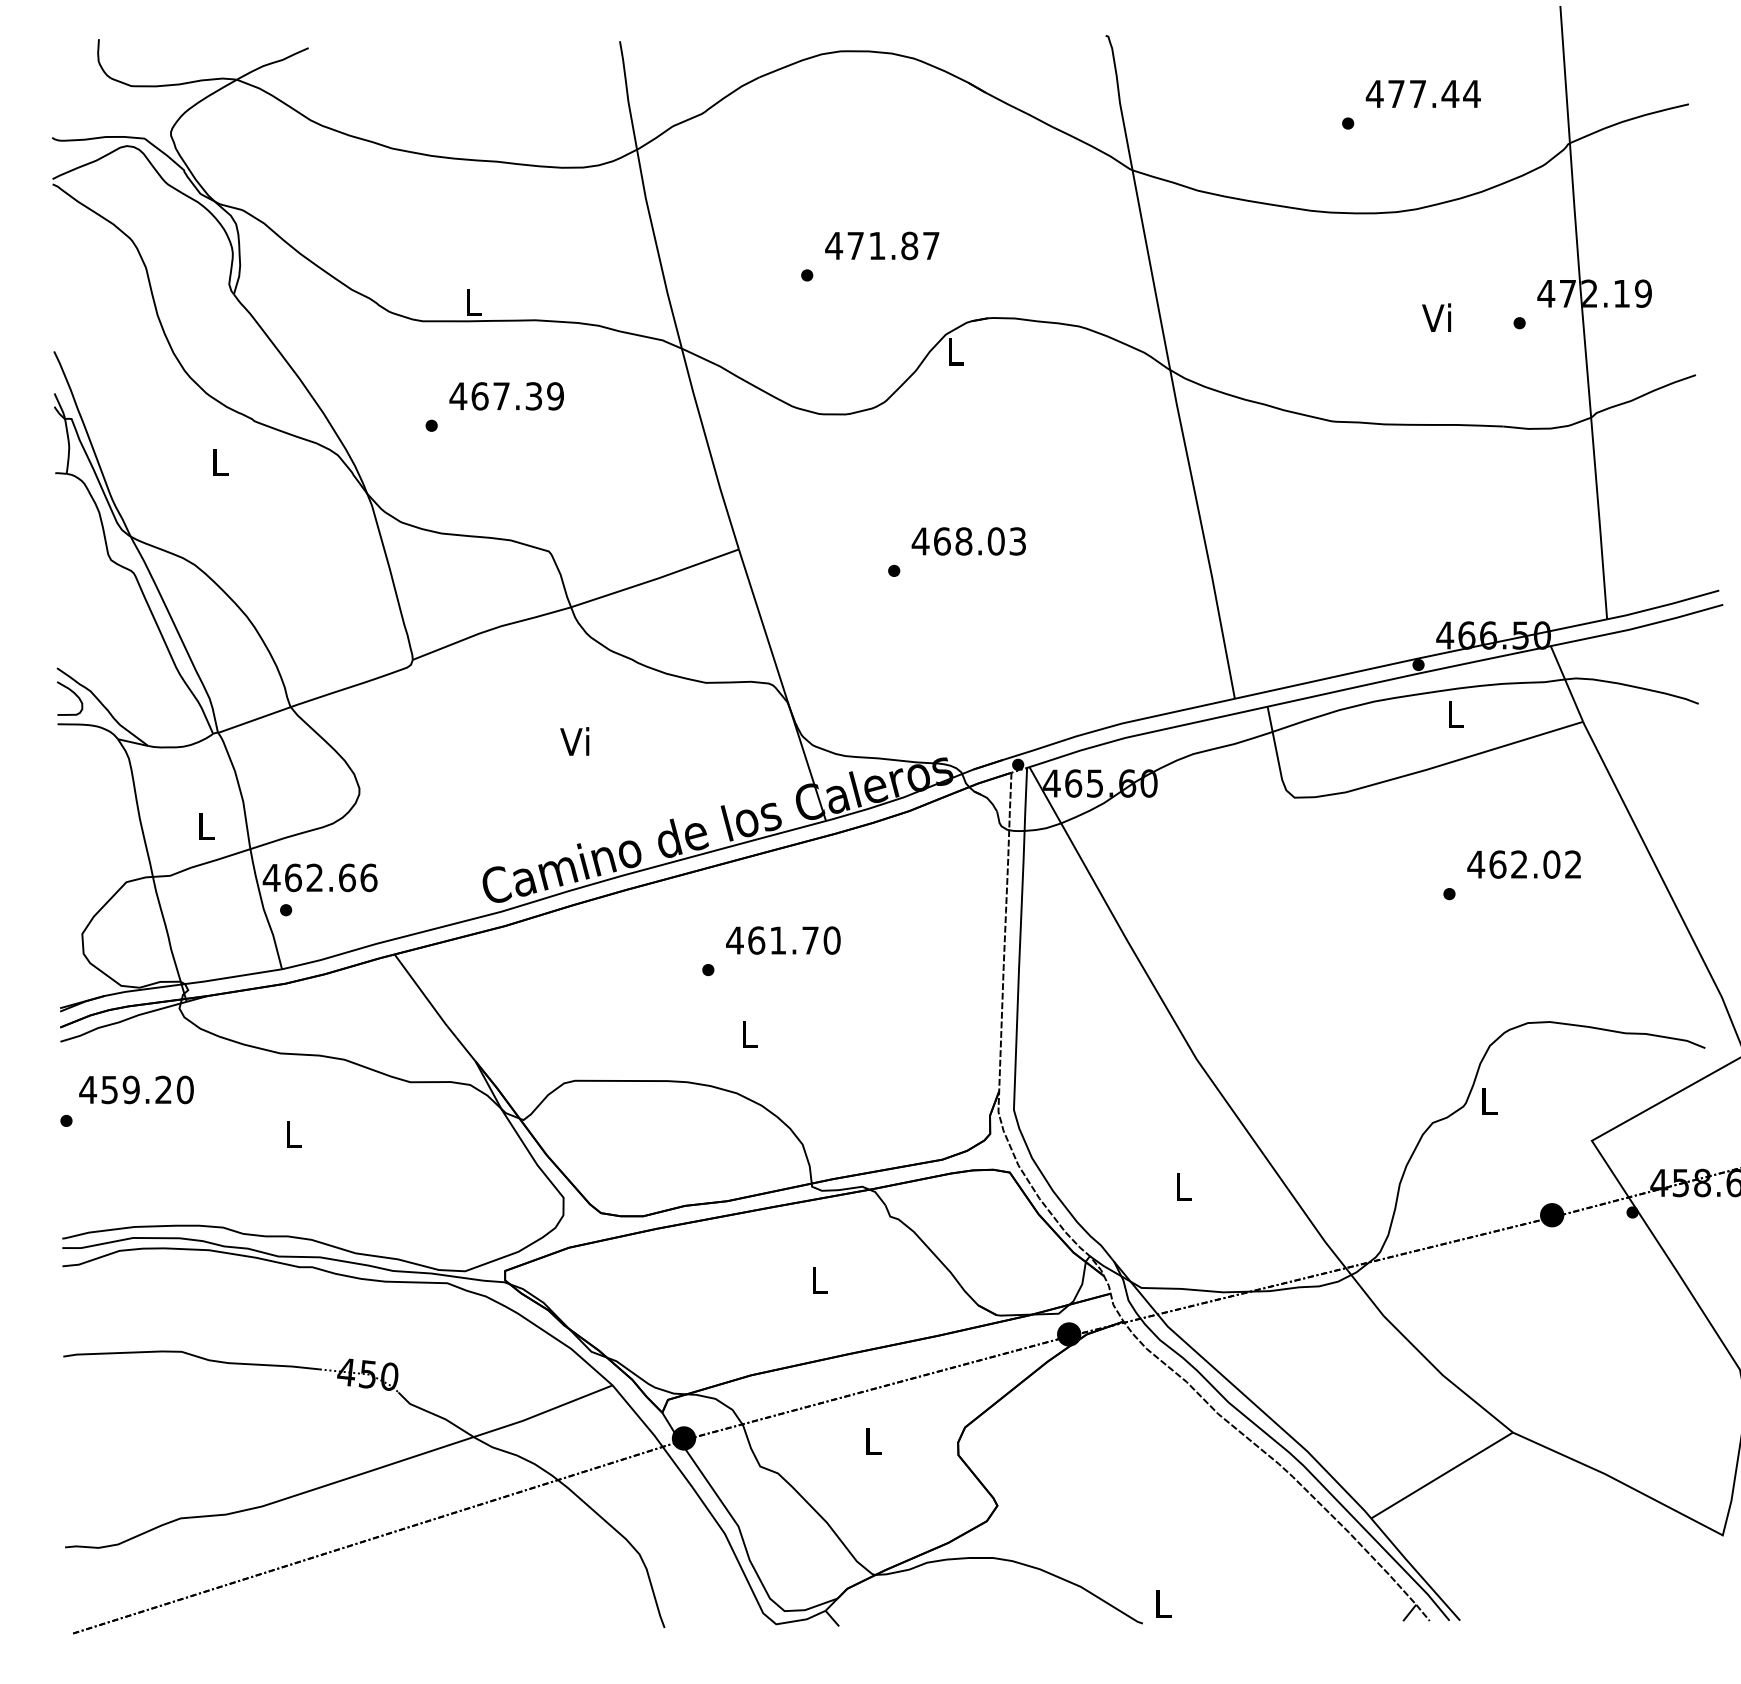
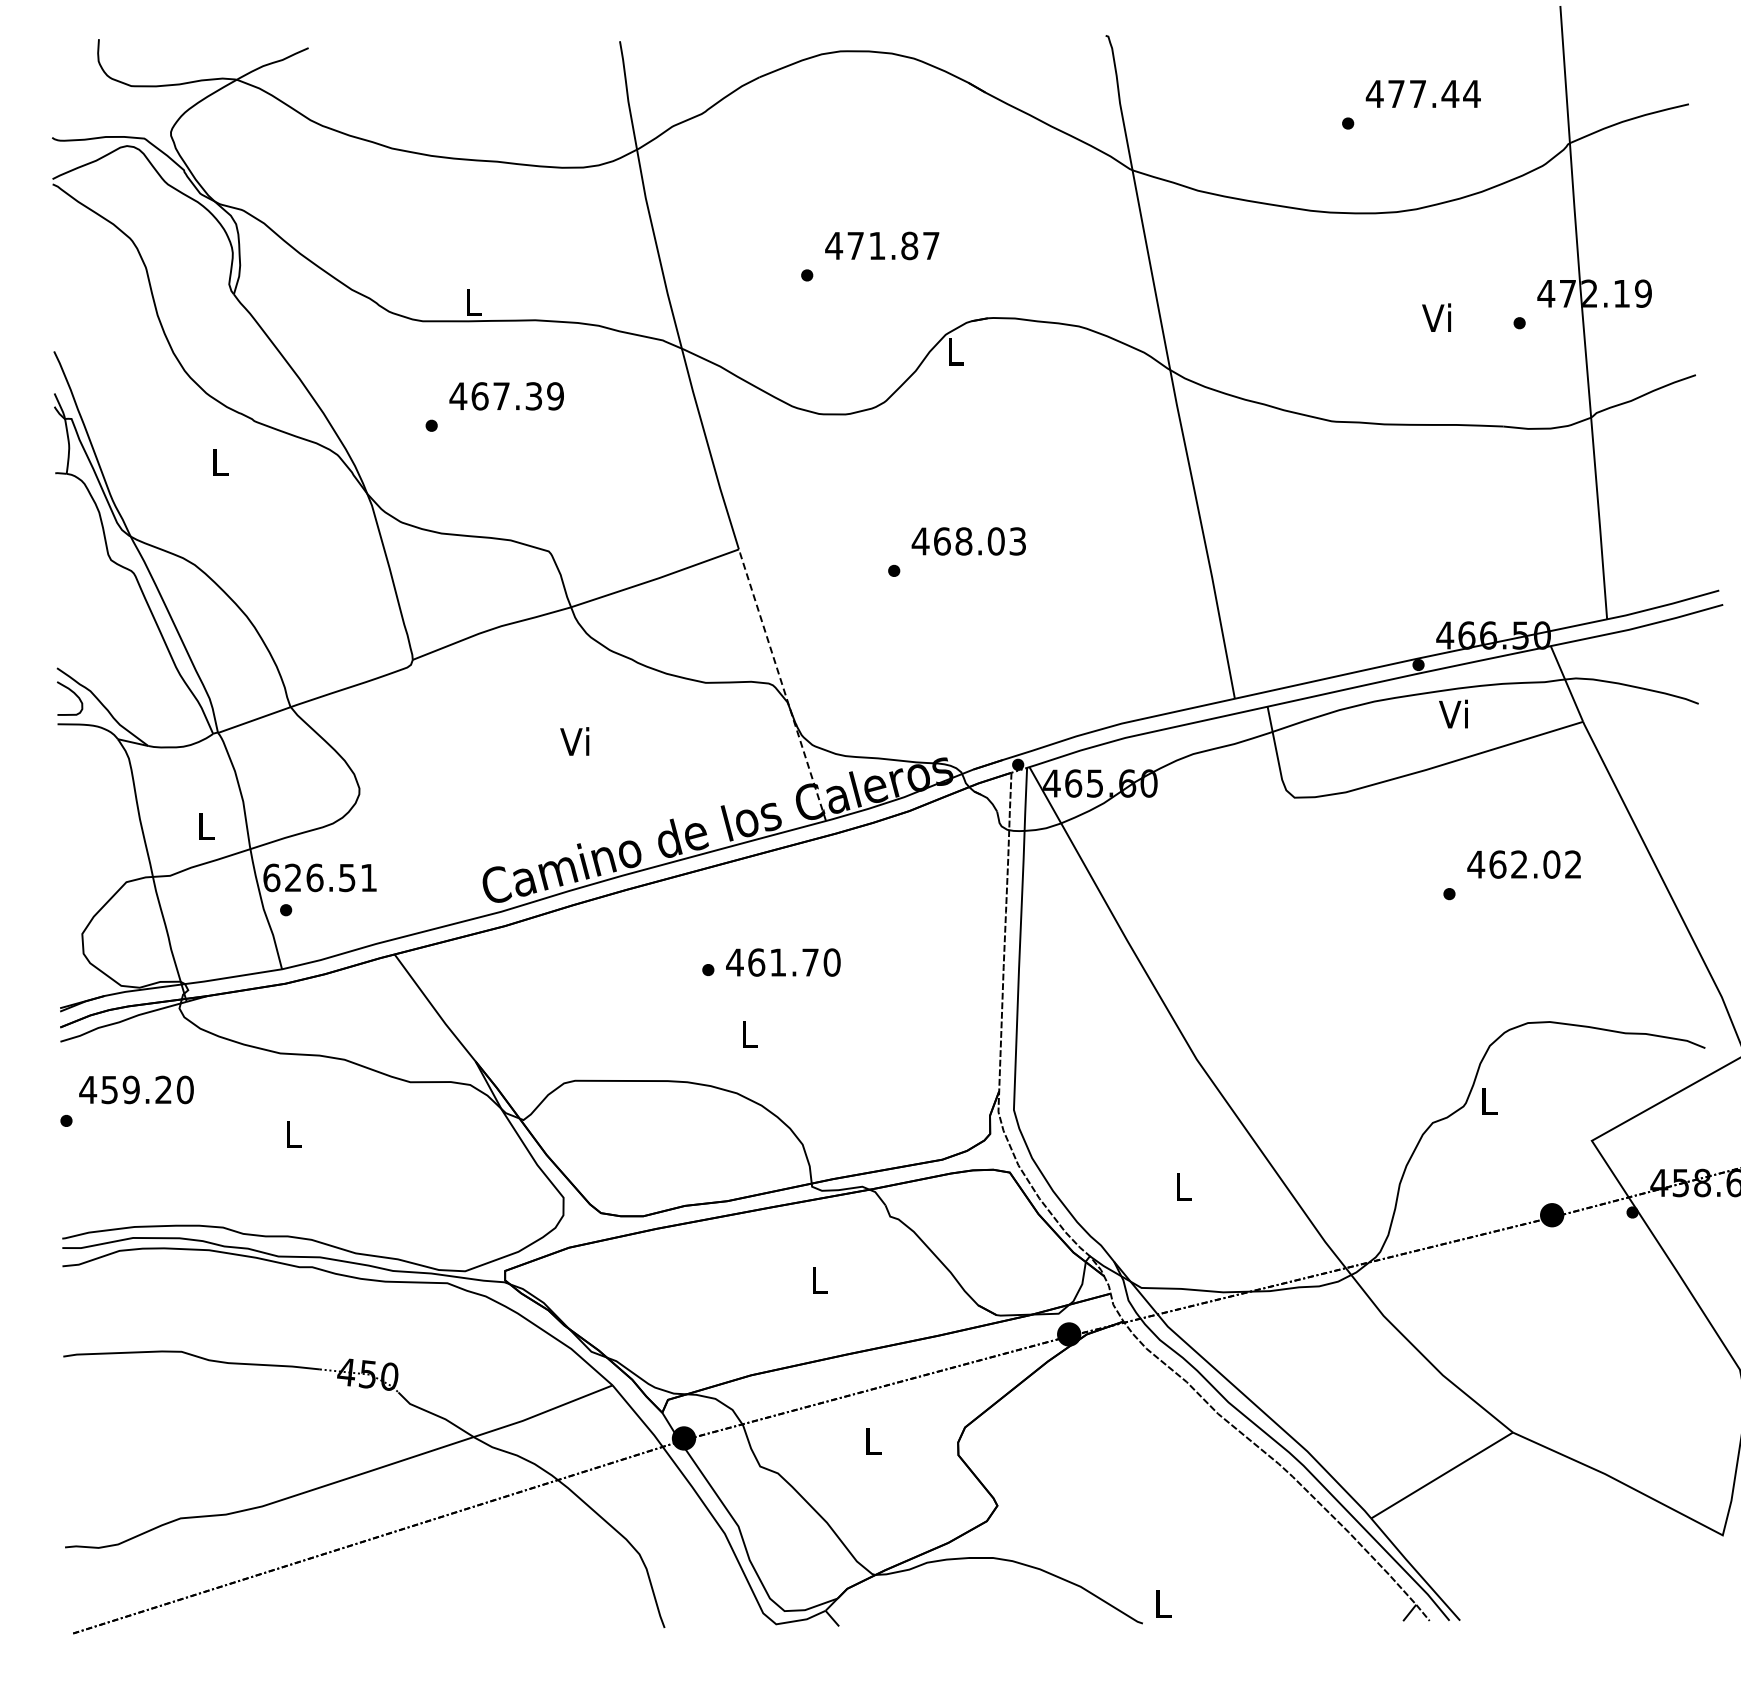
line: solid -> dashed (782, 685)
text: L -> Vi (1453, 713)
text: 462.66 -> 626.51 (319, 877)
text position: (783, 940) -> (783, 962) (783, 962)
